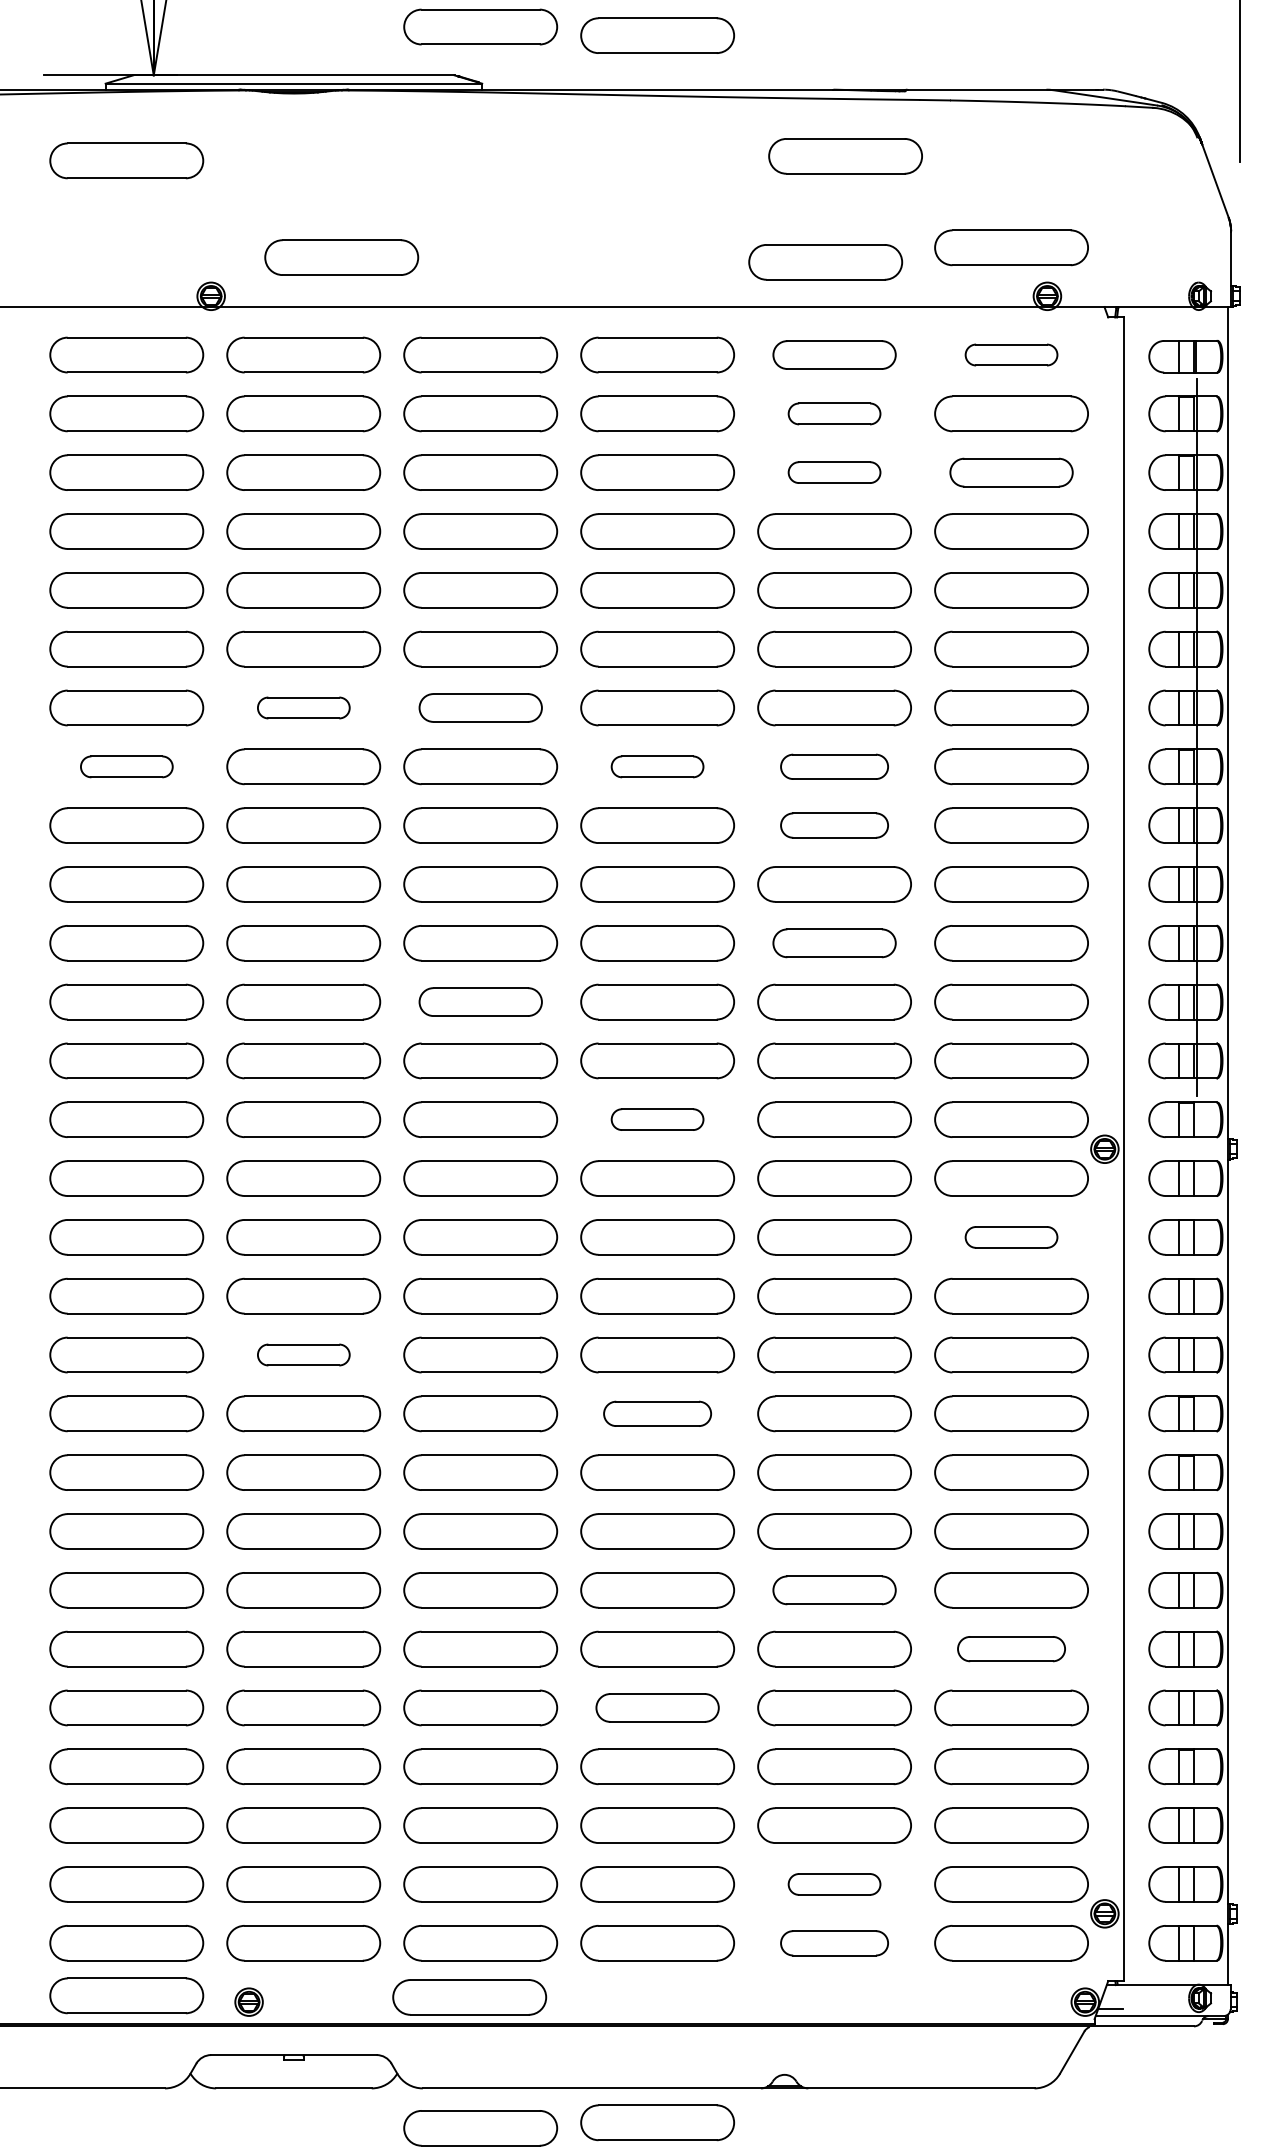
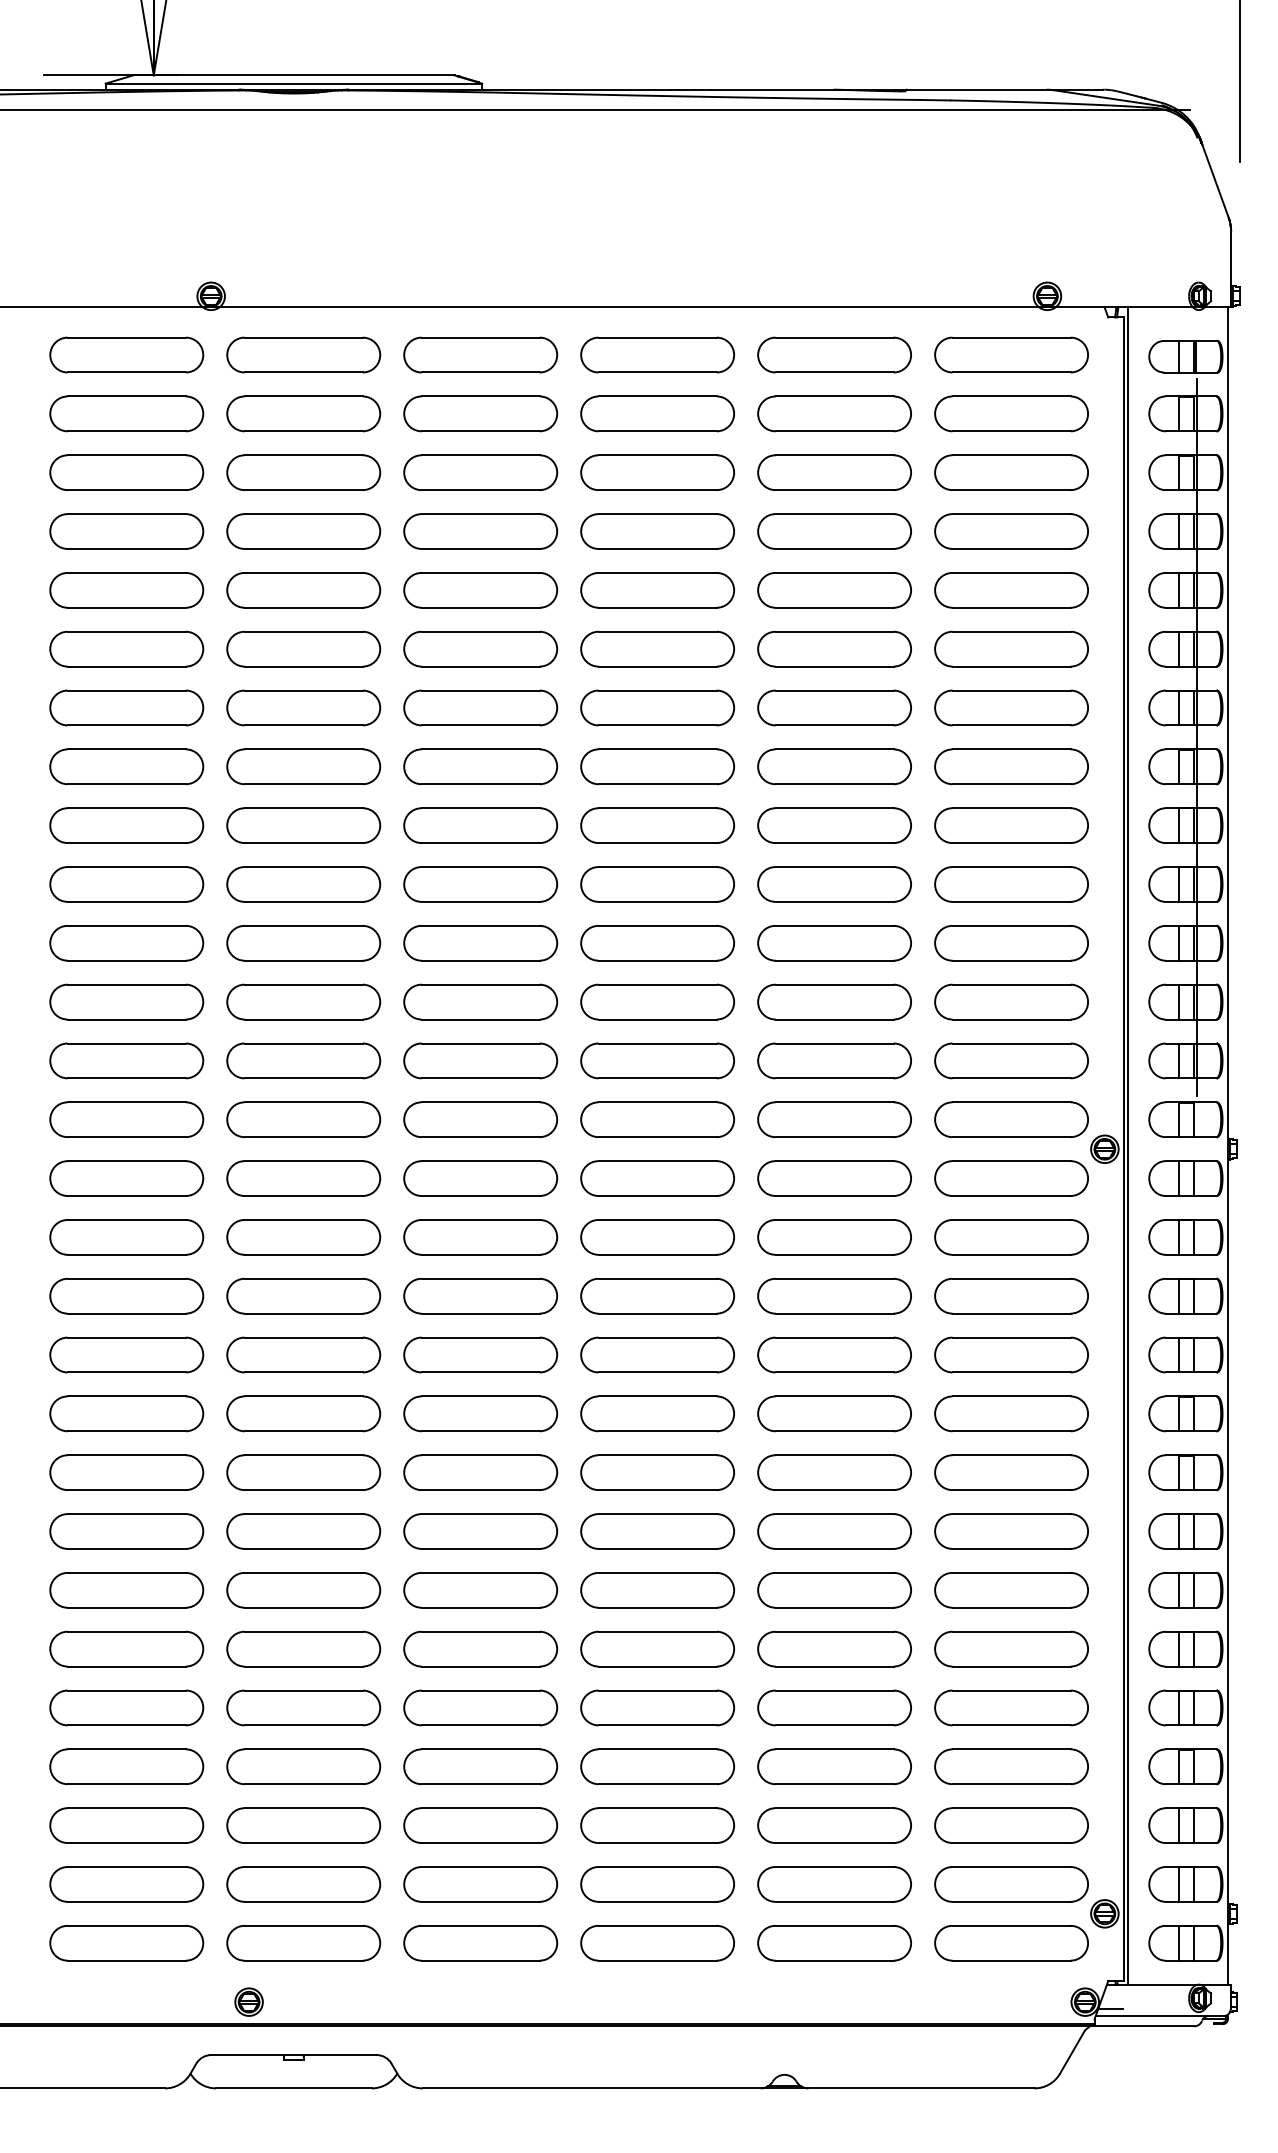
part: present -> none (480, 26)
part: present -> none (657, 35)
line: none -> present (595, 110)
part: present -> none (845, 156)
part: present -> none (126, 160)
part: present -> none (1011, 247)
part: present -> none (341, 257)
part: present -> none (825, 262)
part size: 125x30 px -> 155x38 px (834, 354)
part size: 95x24 px -> 155x38 px (1011, 354)
part size: 95x24 px -> 155x38 px (834, 413)
part size: 95x23 px -> 155x37 px (834, 472)
part size: 125x31 px -> 155x37 px (1011, 472)
part size: 94x24 px -> 156x38 px (303, 707)
part size: 125x30 px -> 156x38 px (480, 707)
part size: 94x24 px -> 156x38 px (126, 766)
part size: 95x24 px -> 155x38 px (657, 766)
part size: 109x27 px -> 155x38 px (834, 766)
part size: 109x27 px -> 155x37 px (834, 825)
part size: 125x31 px -> 155x37 px (834, 943)
part size: 125x30 px -> 156x38 px (480, 1001)
part size: 95x23 px -> 155x37 px (657, 1119)
line: none -> present (1127, 1146)
part size: 95x23 px -> 155x37 px (1011, 1237)
part size: 94x24 px -> 156x38 px (303, 1354)
part size: 109x27 px -> 155x38 px (657, 1413)
part size: 125x31 px -> 155x37 px (834, 1590)
part size: 109x27 px -> 155x38 px (1011, 1648)
part size: 125x30 px -> 155x38 px (657, 1707)
part size: 95x23 px -> 155x37 px (834, 1884)
part size: 109x27 px -> 155x37 px (834, 1943)
part: present -> none (126, 1995)
part: present -> none (469, 1997)
part: present -> none (657, 2122)
part: present -> none (480, 2128)
